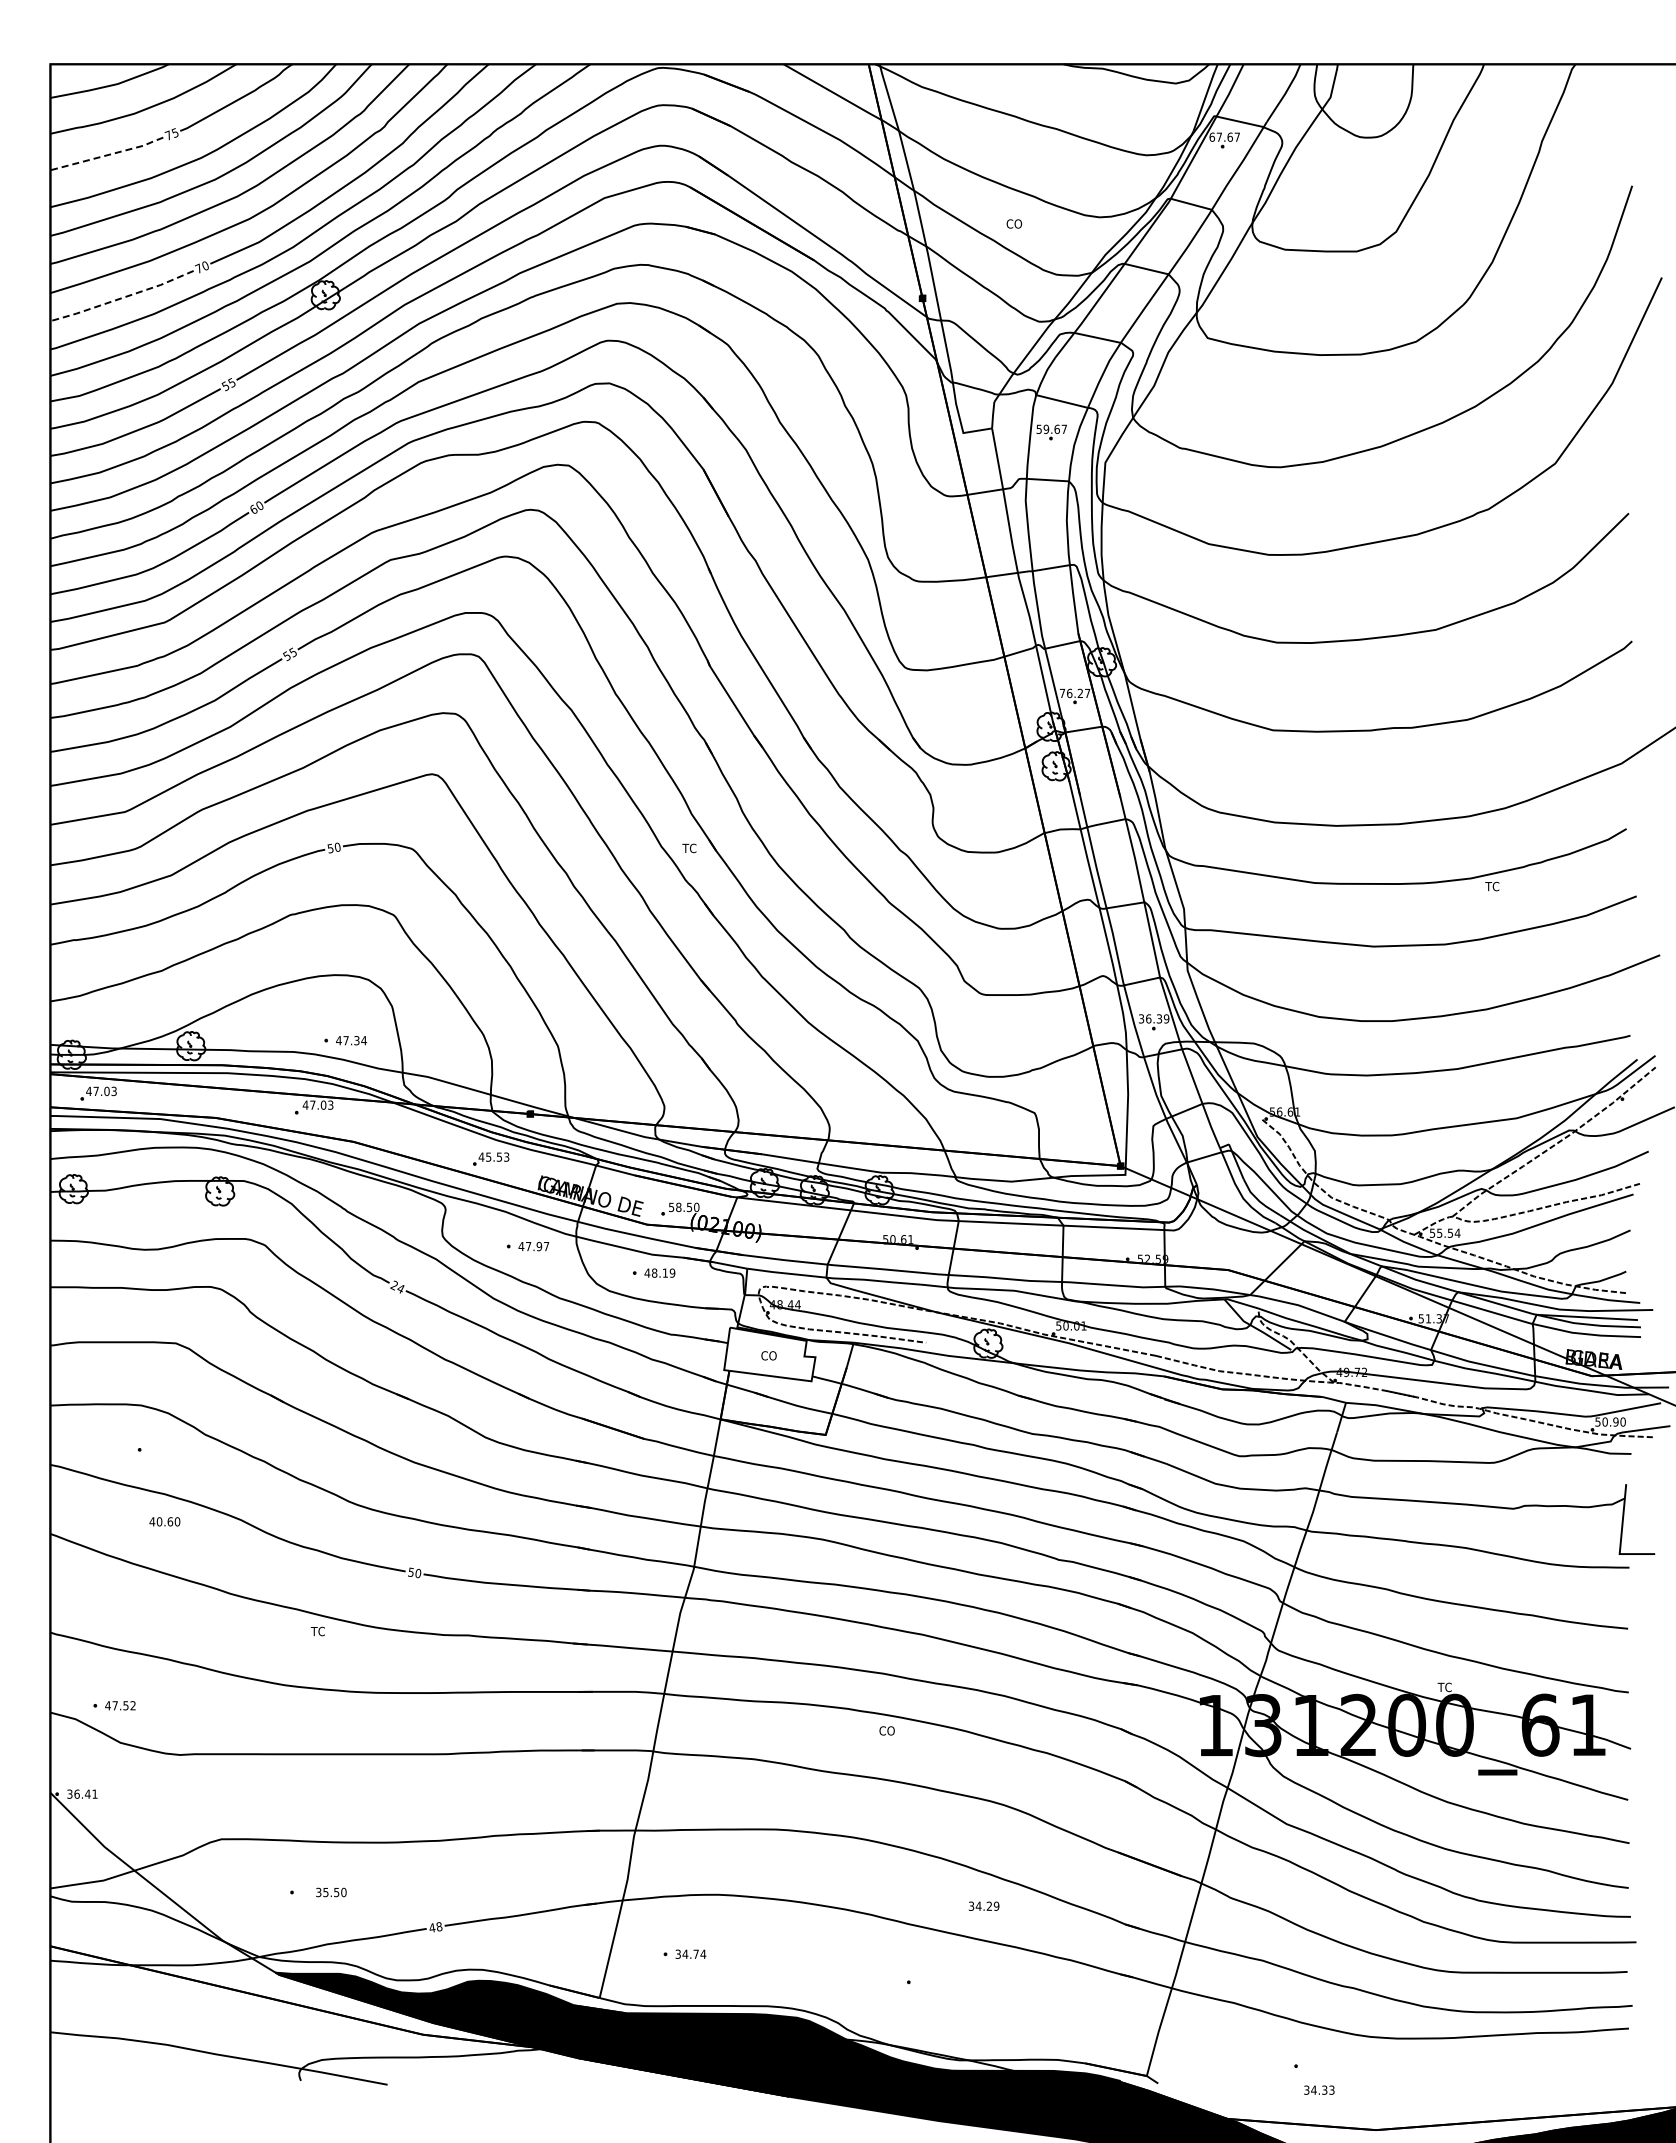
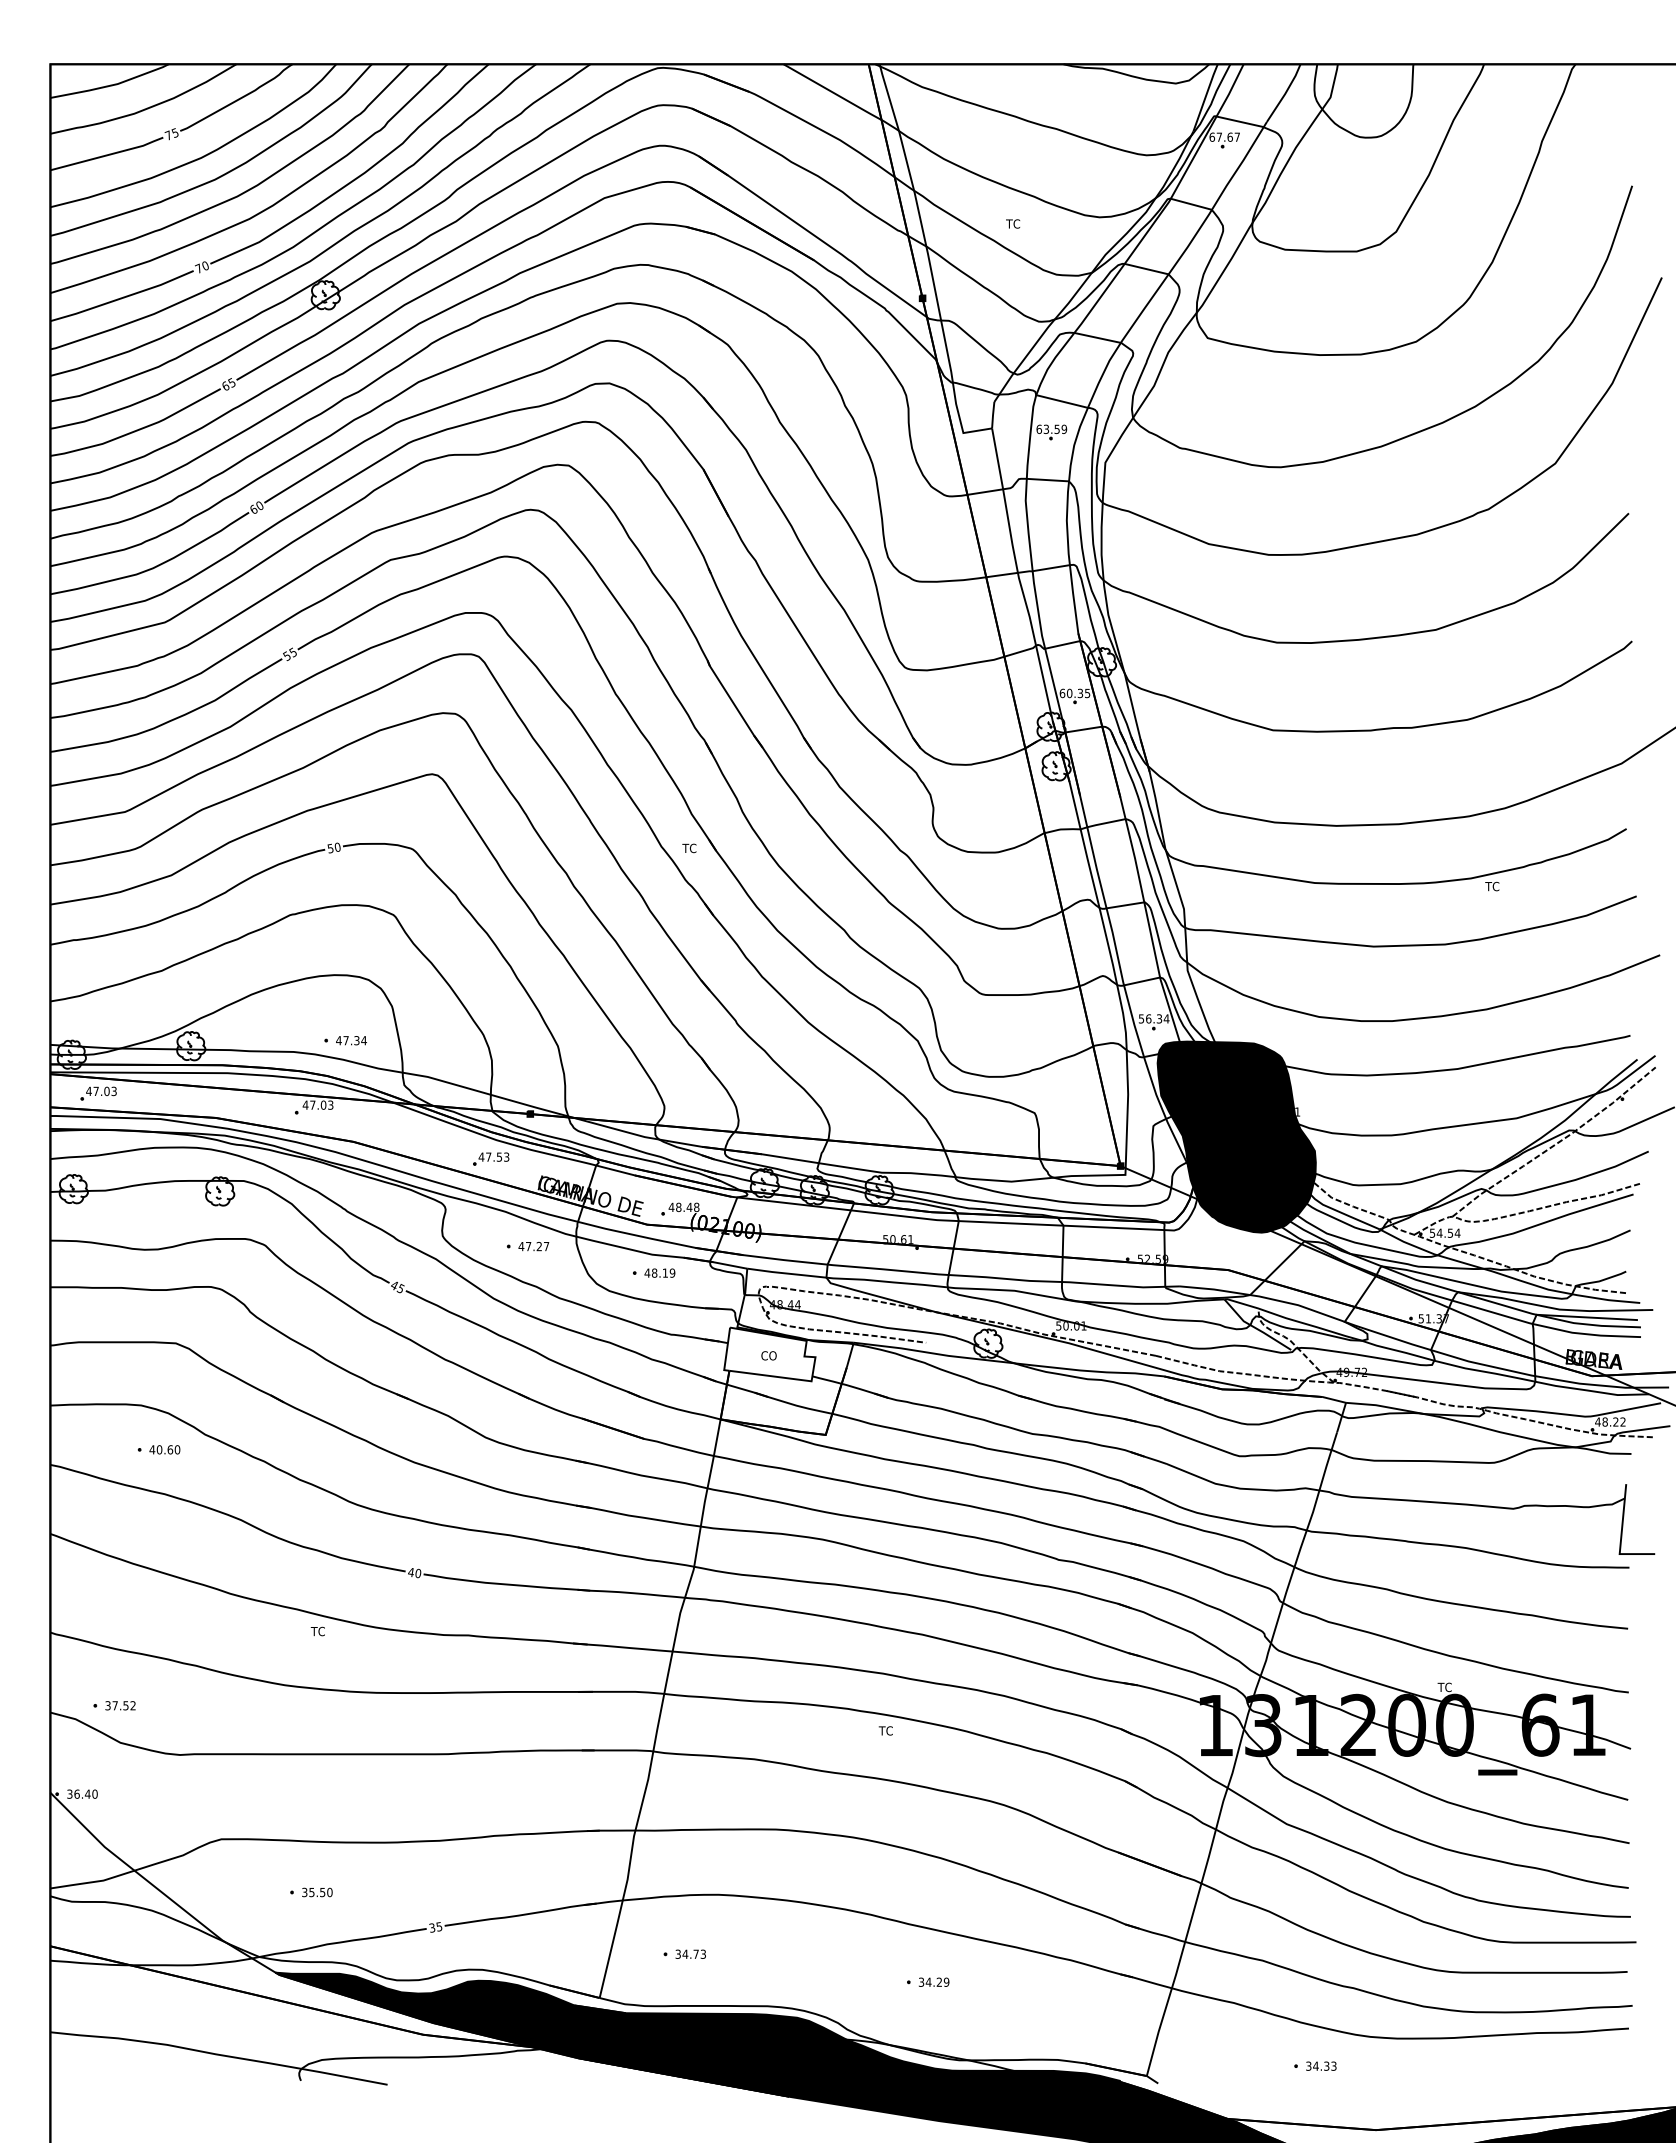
line: dashed -> solid (108, 154)
text: CO -> TC (1014, 223)
line: dashed -> solid (122, 298)
text: 55 -> 65 (225, 386)
text: 59.67 -> 63.59 (1051, 429)
text: 76.27 -> 60.35 (1074, 693)
text: 36.39 -> 56.34 (1154, 1018)
fill: none -> present (1236, 1136)
text: 45.53 -> 47.53 (488, 1156)
text: 58.50 -> 48.48 (683, 1207)
text: 55.54 -> 54.54 (1439, 1232)
text: 47.97 -> 47.27 (539, 1246)
text: 24 -> 45 (396, 1286)
text: 50.90 -> 48.22 (1610, 1421)
text position: (164, 1521) -> (164, 1449) (164, 1449)
text: 50 -> 40 (410, 1571)
text: 47.52 -> 37.52 (107, 1705)
text: CO -> TC (886, 1730)
text: 36.41 -> 36.40 (94, 1793)
text position: (331, 1892) -> (317, 1892) (317, 1892)
text position: (984, 1905) -> (934, 1981) (934, 1981)
text: 48 -> 35 (435, 1927)
text: 34.74 -> 34.73 (703, 1953)
text position: (1319, 2089) -> (1321, 2065) (1321, 2065)
